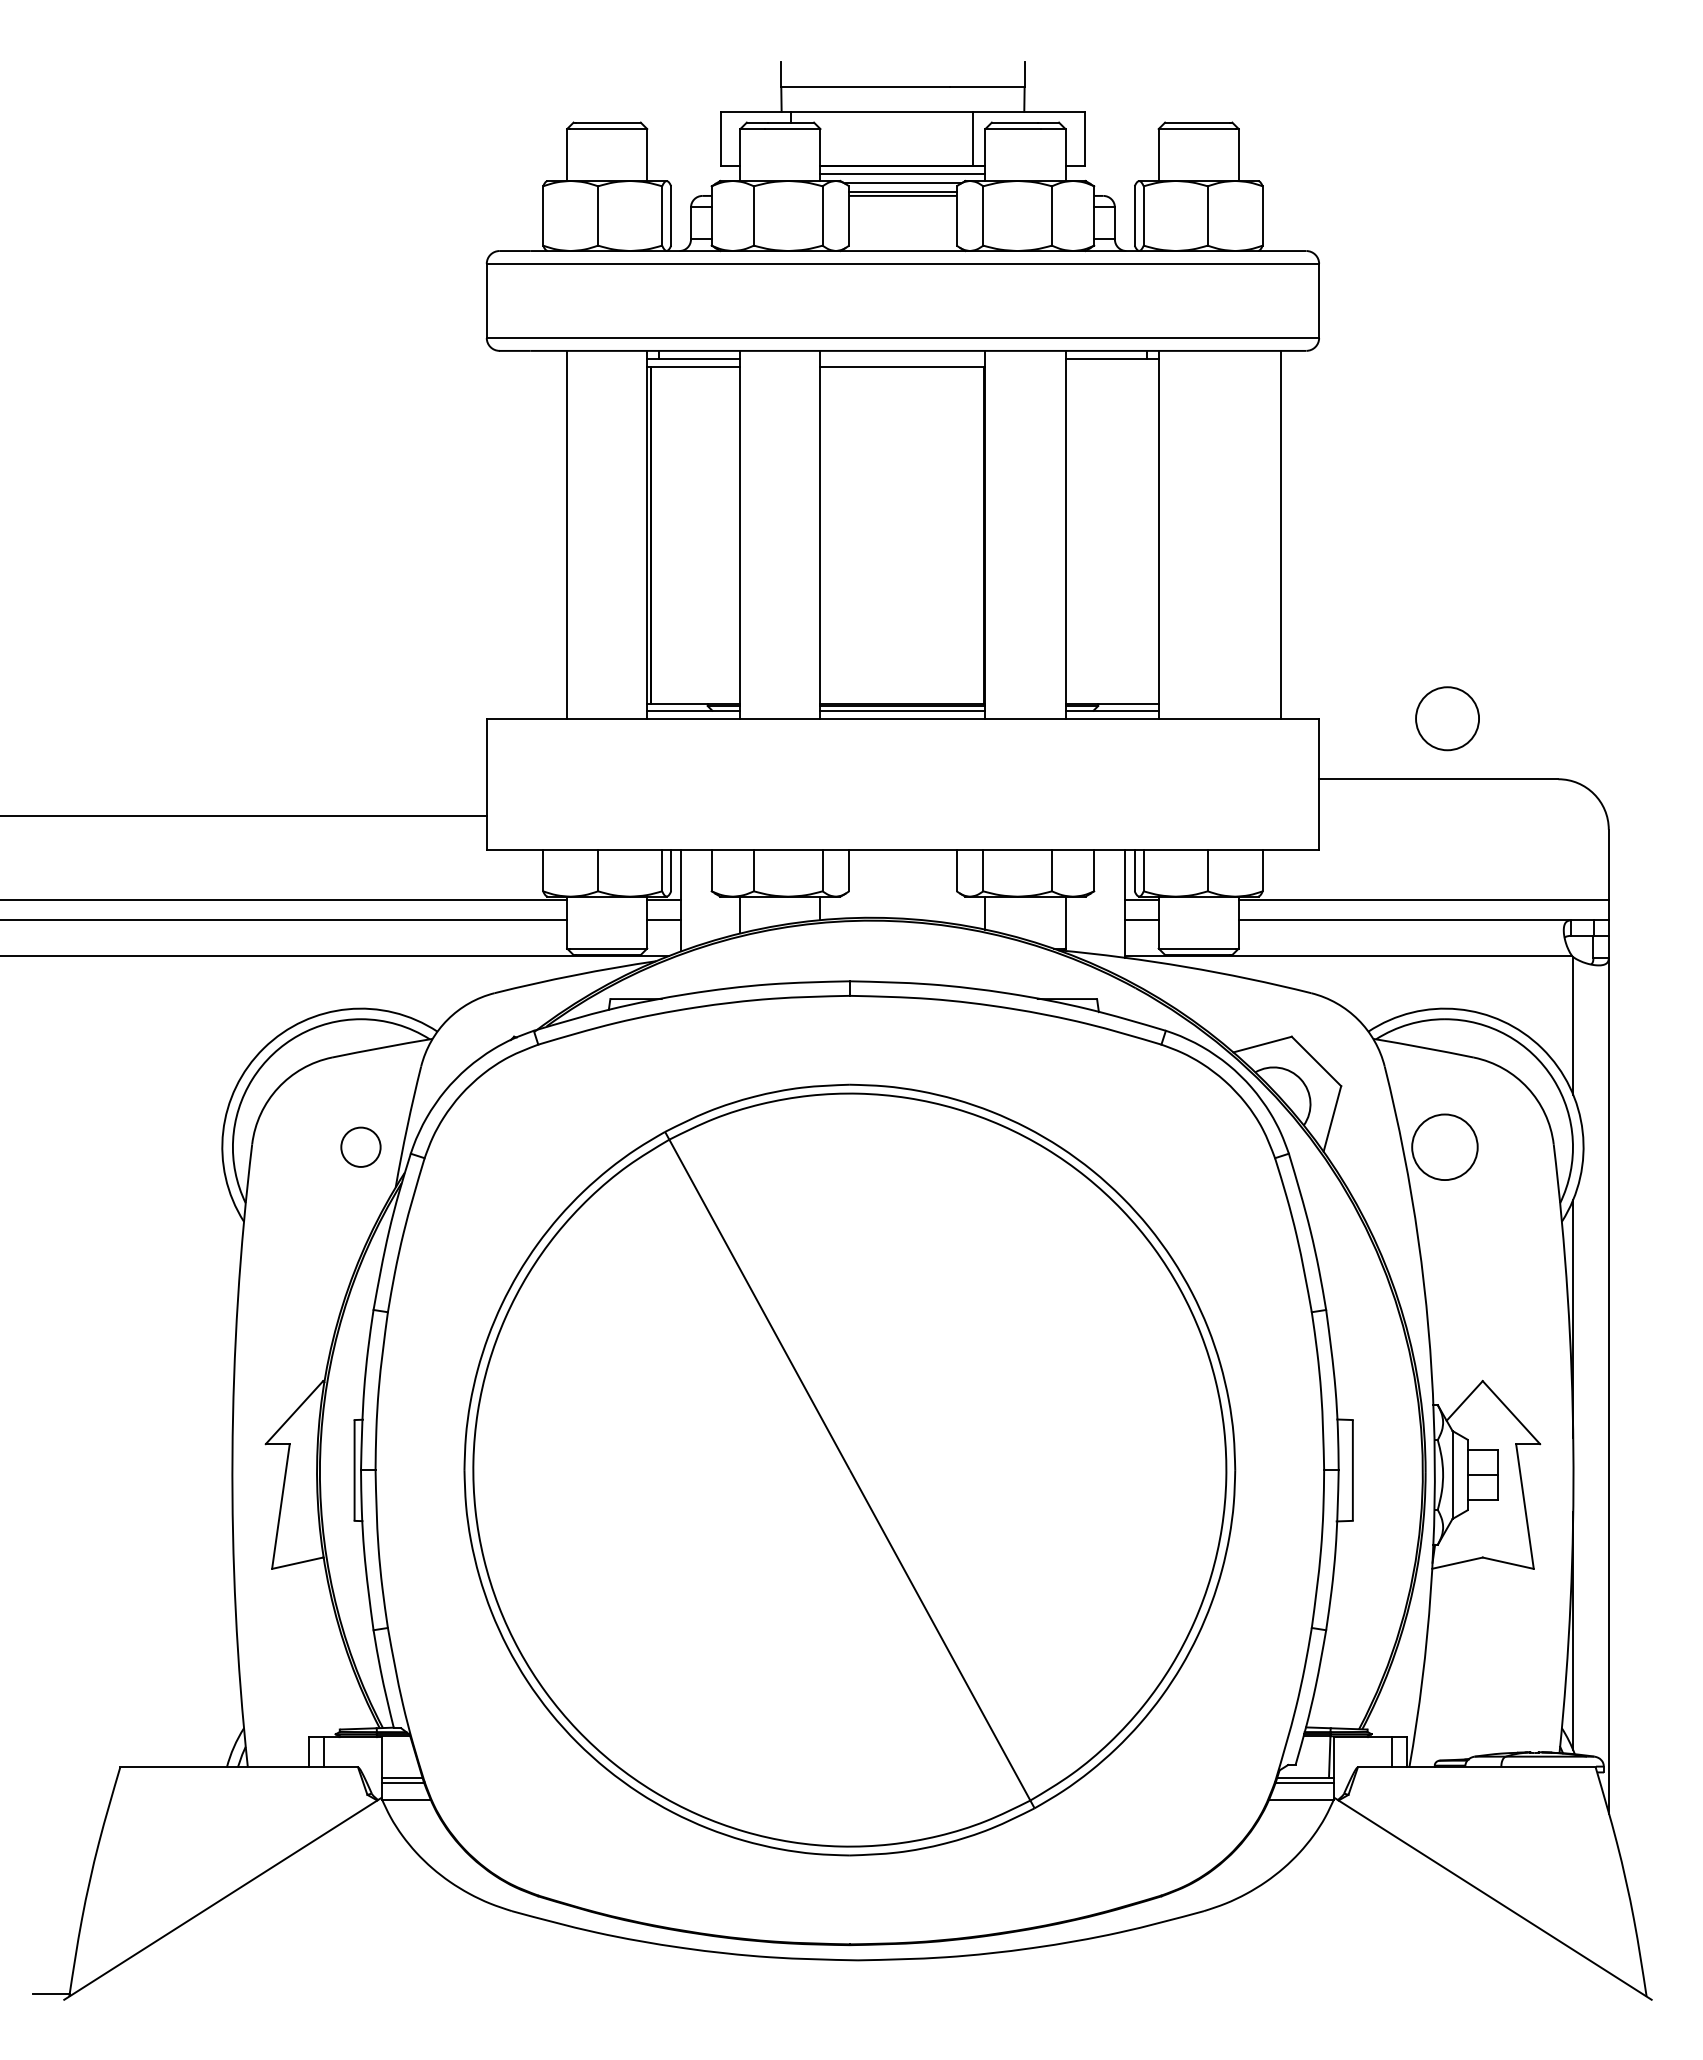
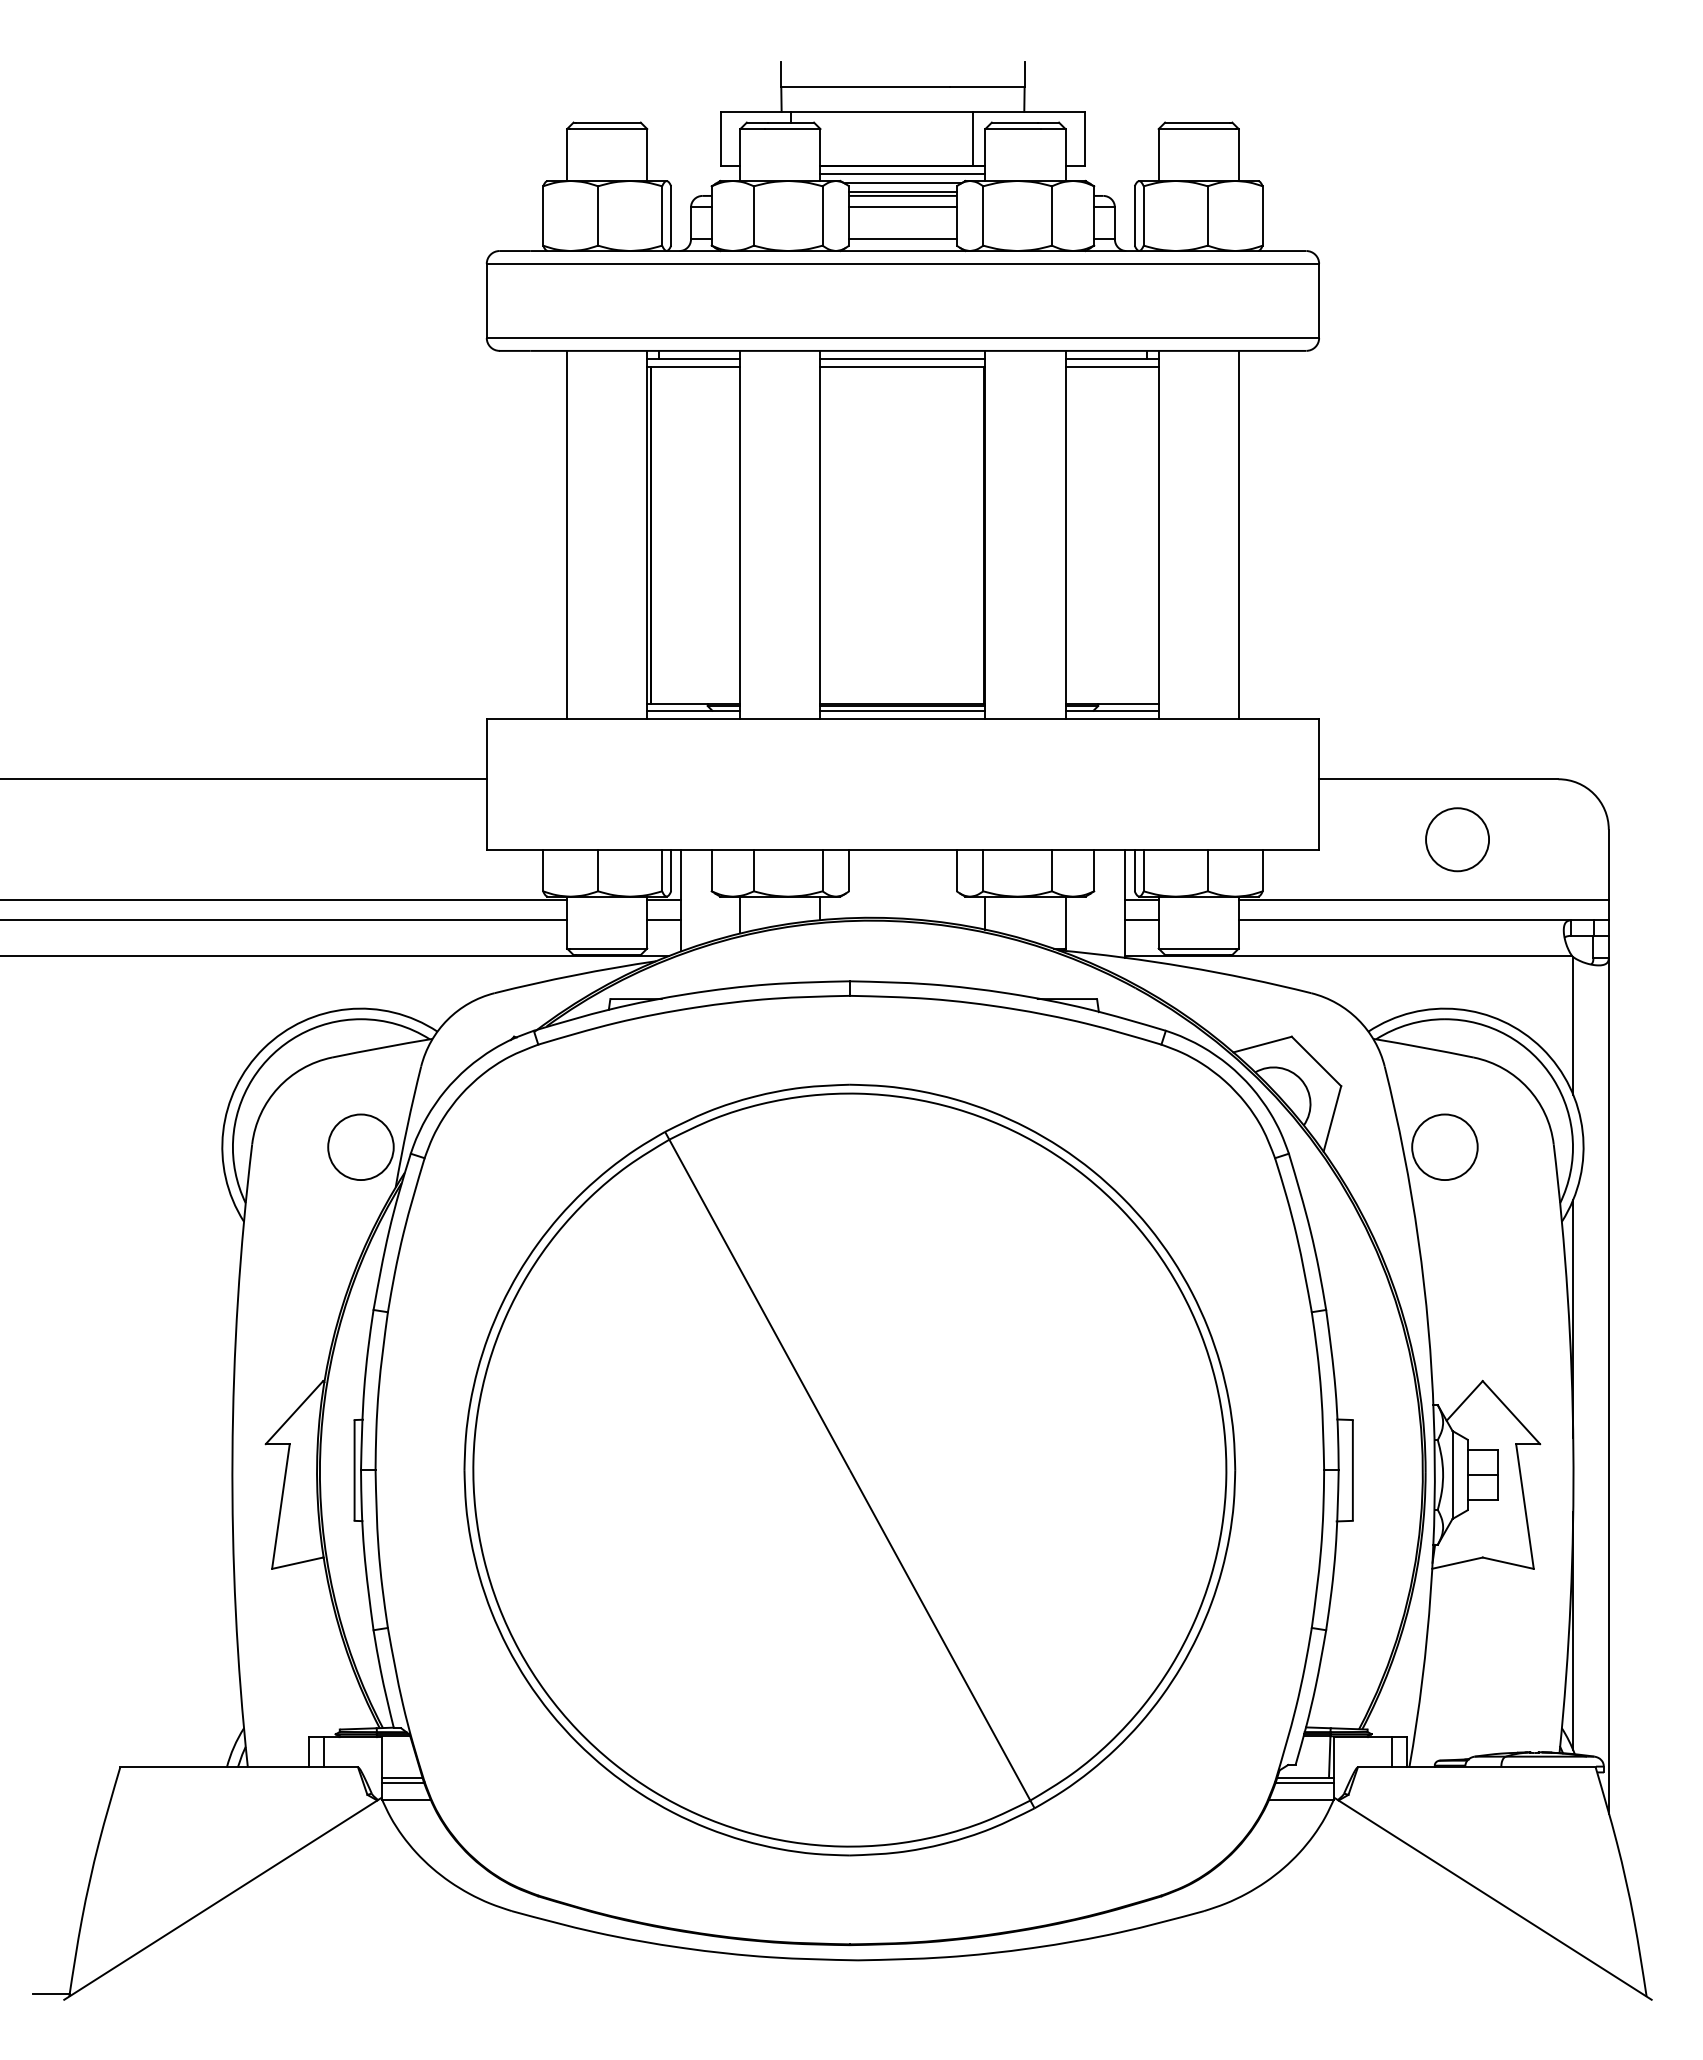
line: none -> present (902, 207)
line: none -> present (902, 239)
line: none -> present (902, 358)
line: none -> present (1111, 366)
line position: (1280, 534) -> (1238, 534) (1238, 534)
circle position: (1447, 718) -> (1457, 839) (1457, 839)
line position: (244, 816) -> (244, 779) (244, 779)
circle diameter: 39 px -> 66 px (360, 1147)
